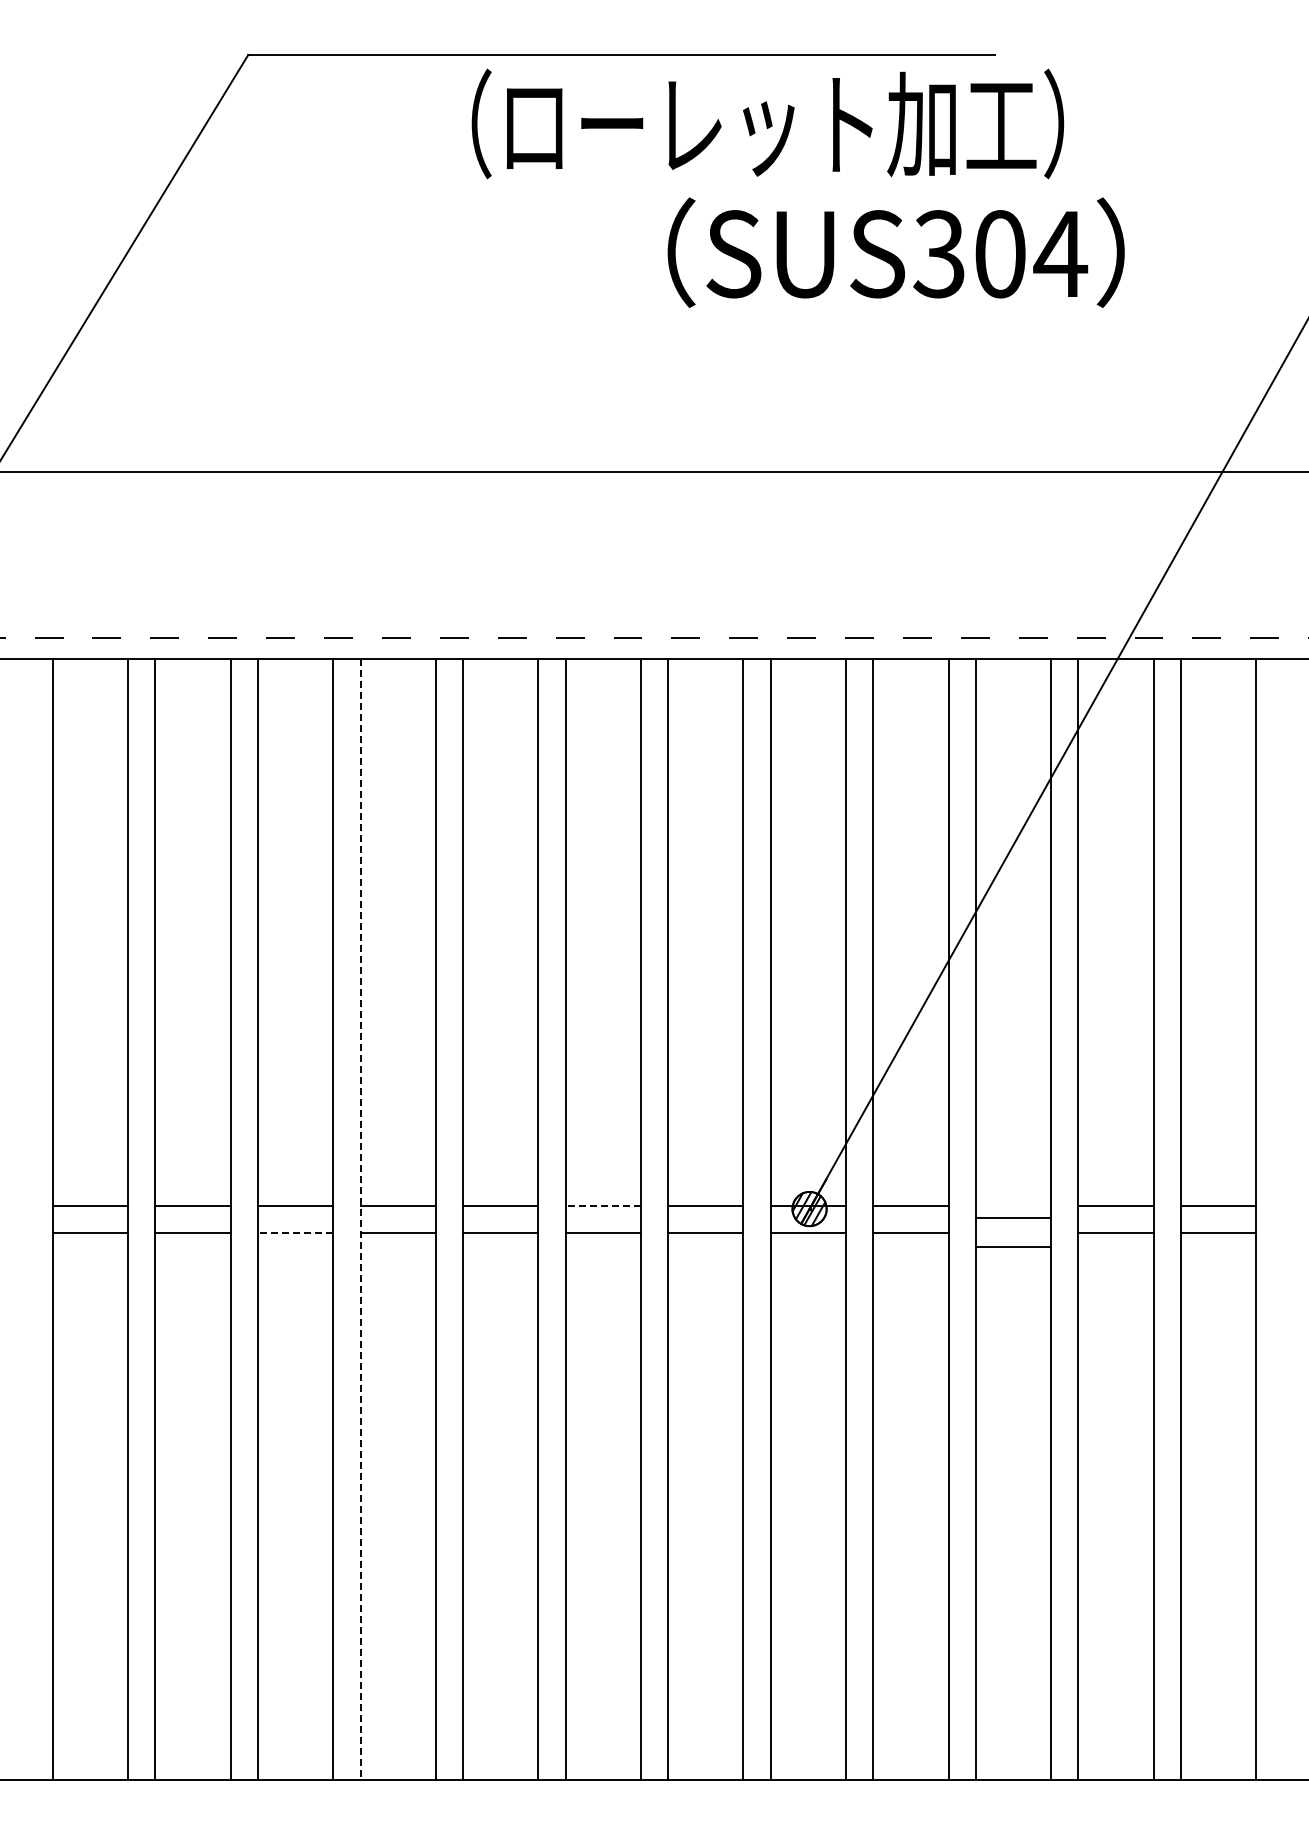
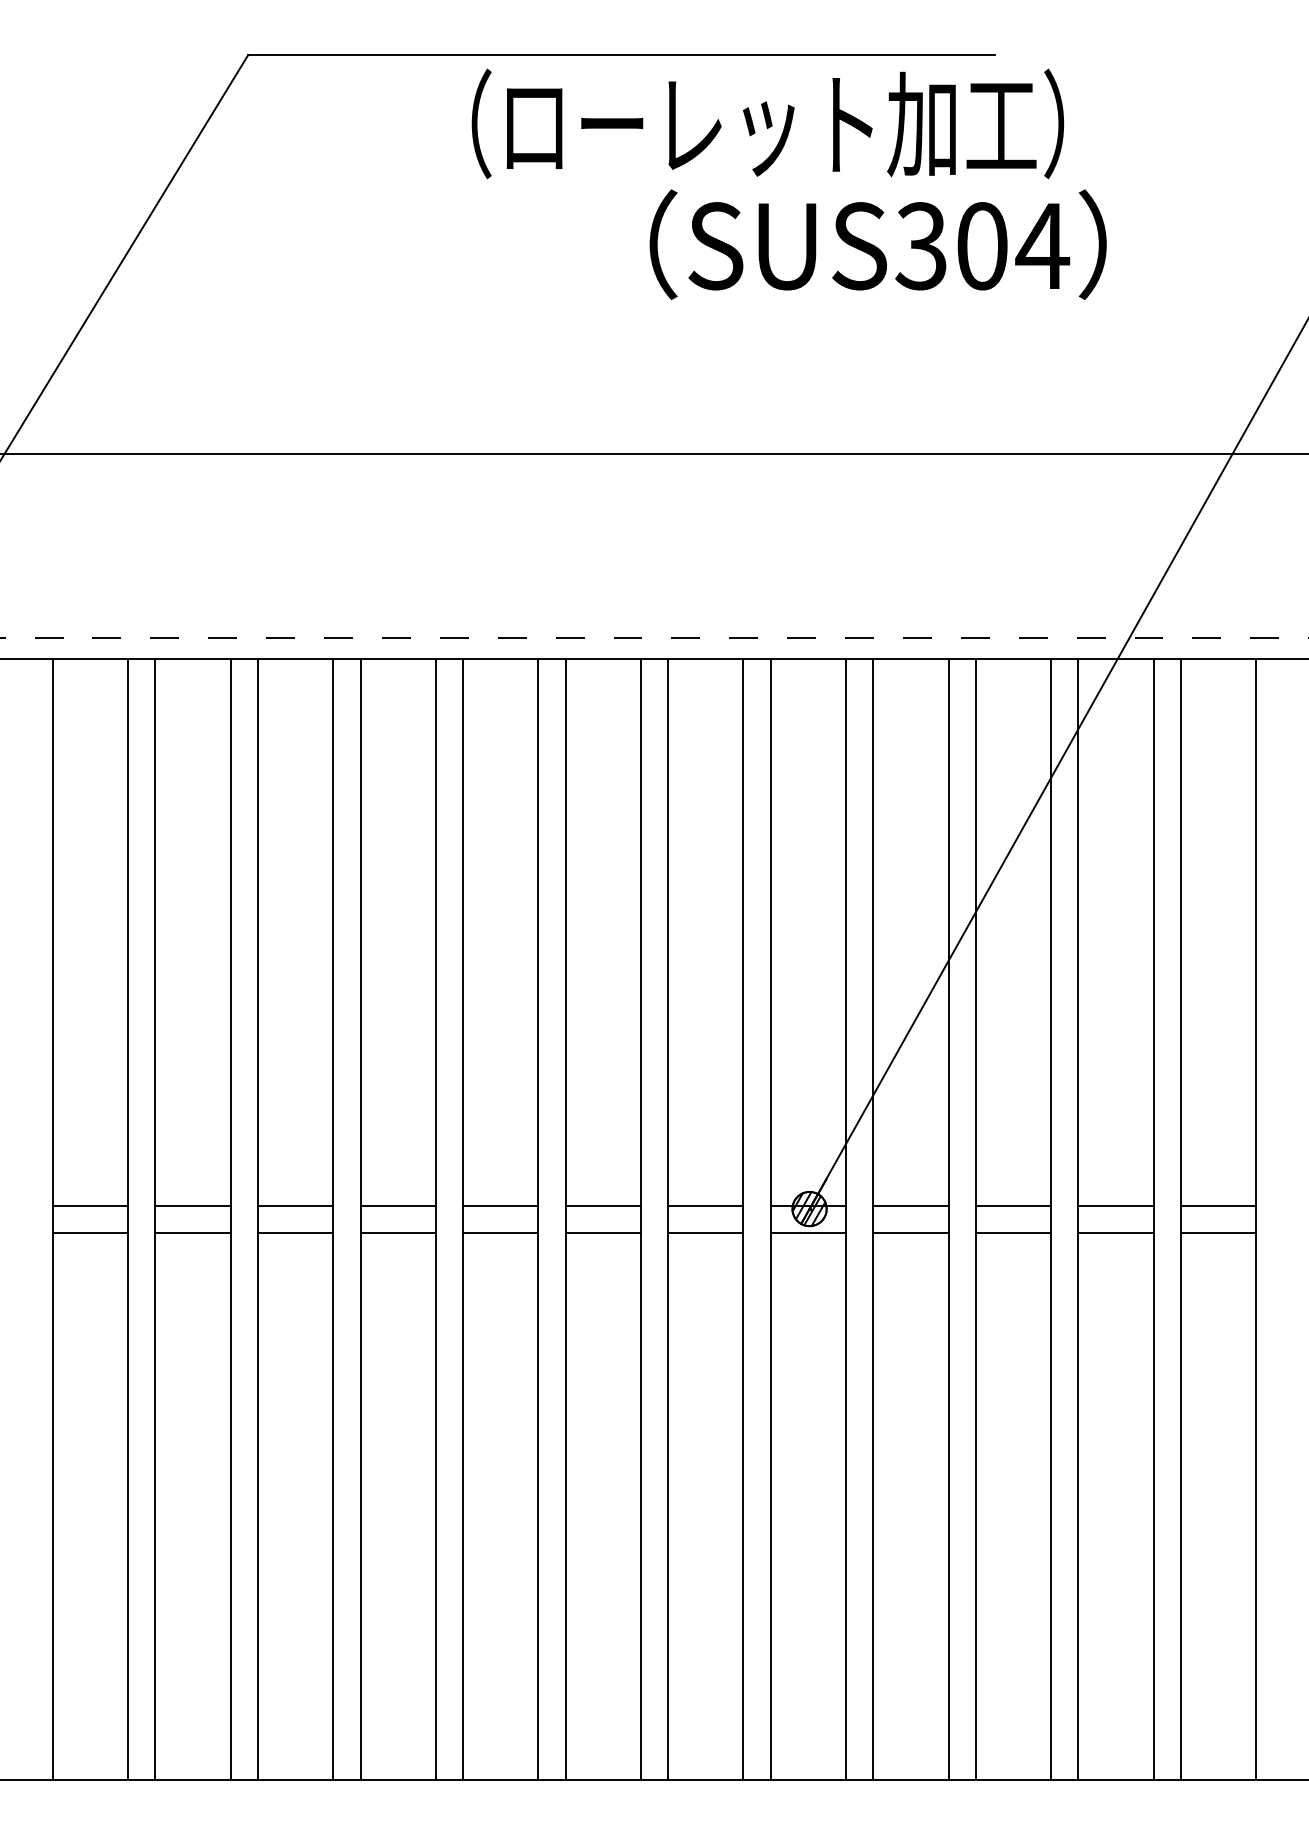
text position: (895, 252) -> (877, 244) (877, 244)
line position: (653, 471) -> (653, 453) (653, 453)
line: dashed -> solid (603, 1205)
line position: (1013, 1217) -> (1013, 1205) (1013, 1205)
line: dashed -> solid (360, 1219)
line: dashed -> solid (295, 1232)
line position: (1013, 1246) -> (1013, 1232) (1013, 1232)
